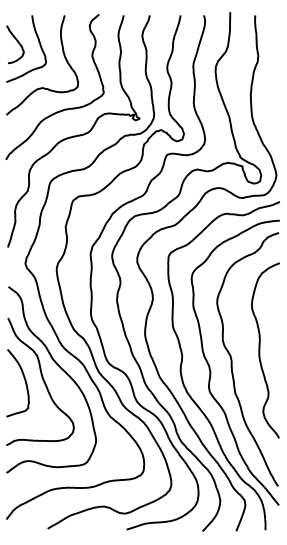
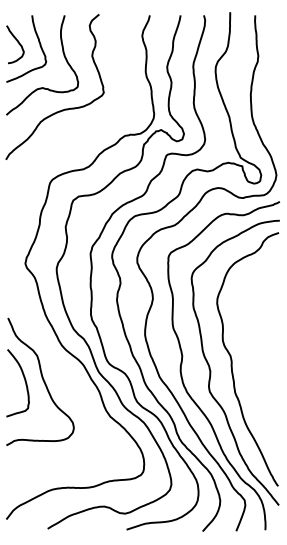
curve: present -> none (73, 135)
curve: present -> none (260, 350)
curve: present -> none (61, 369)
